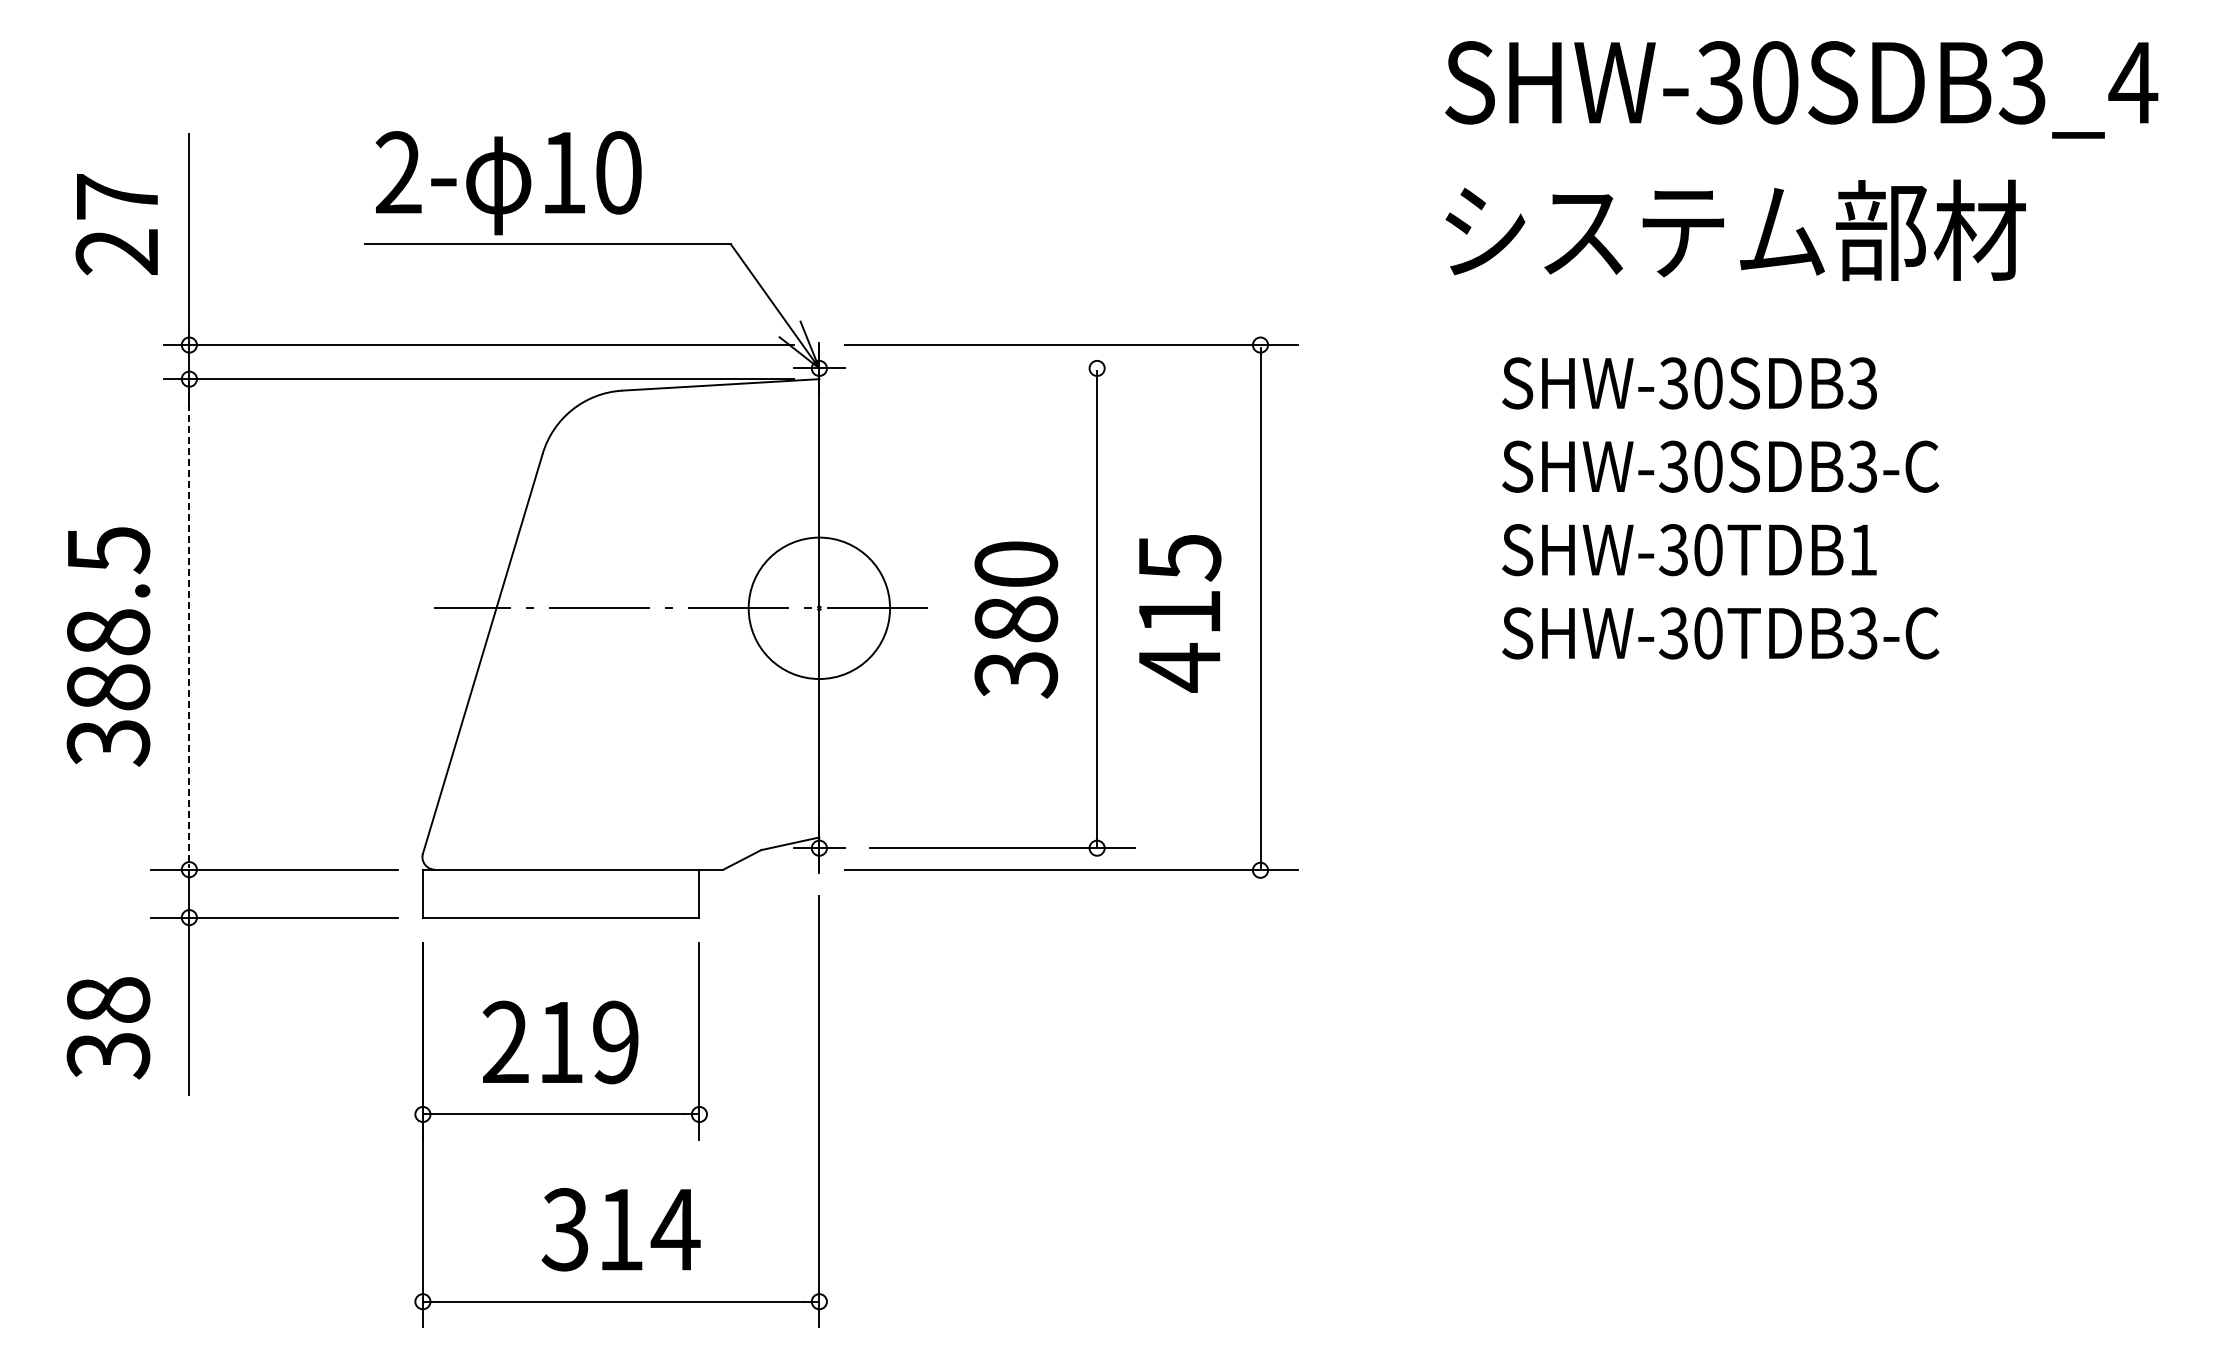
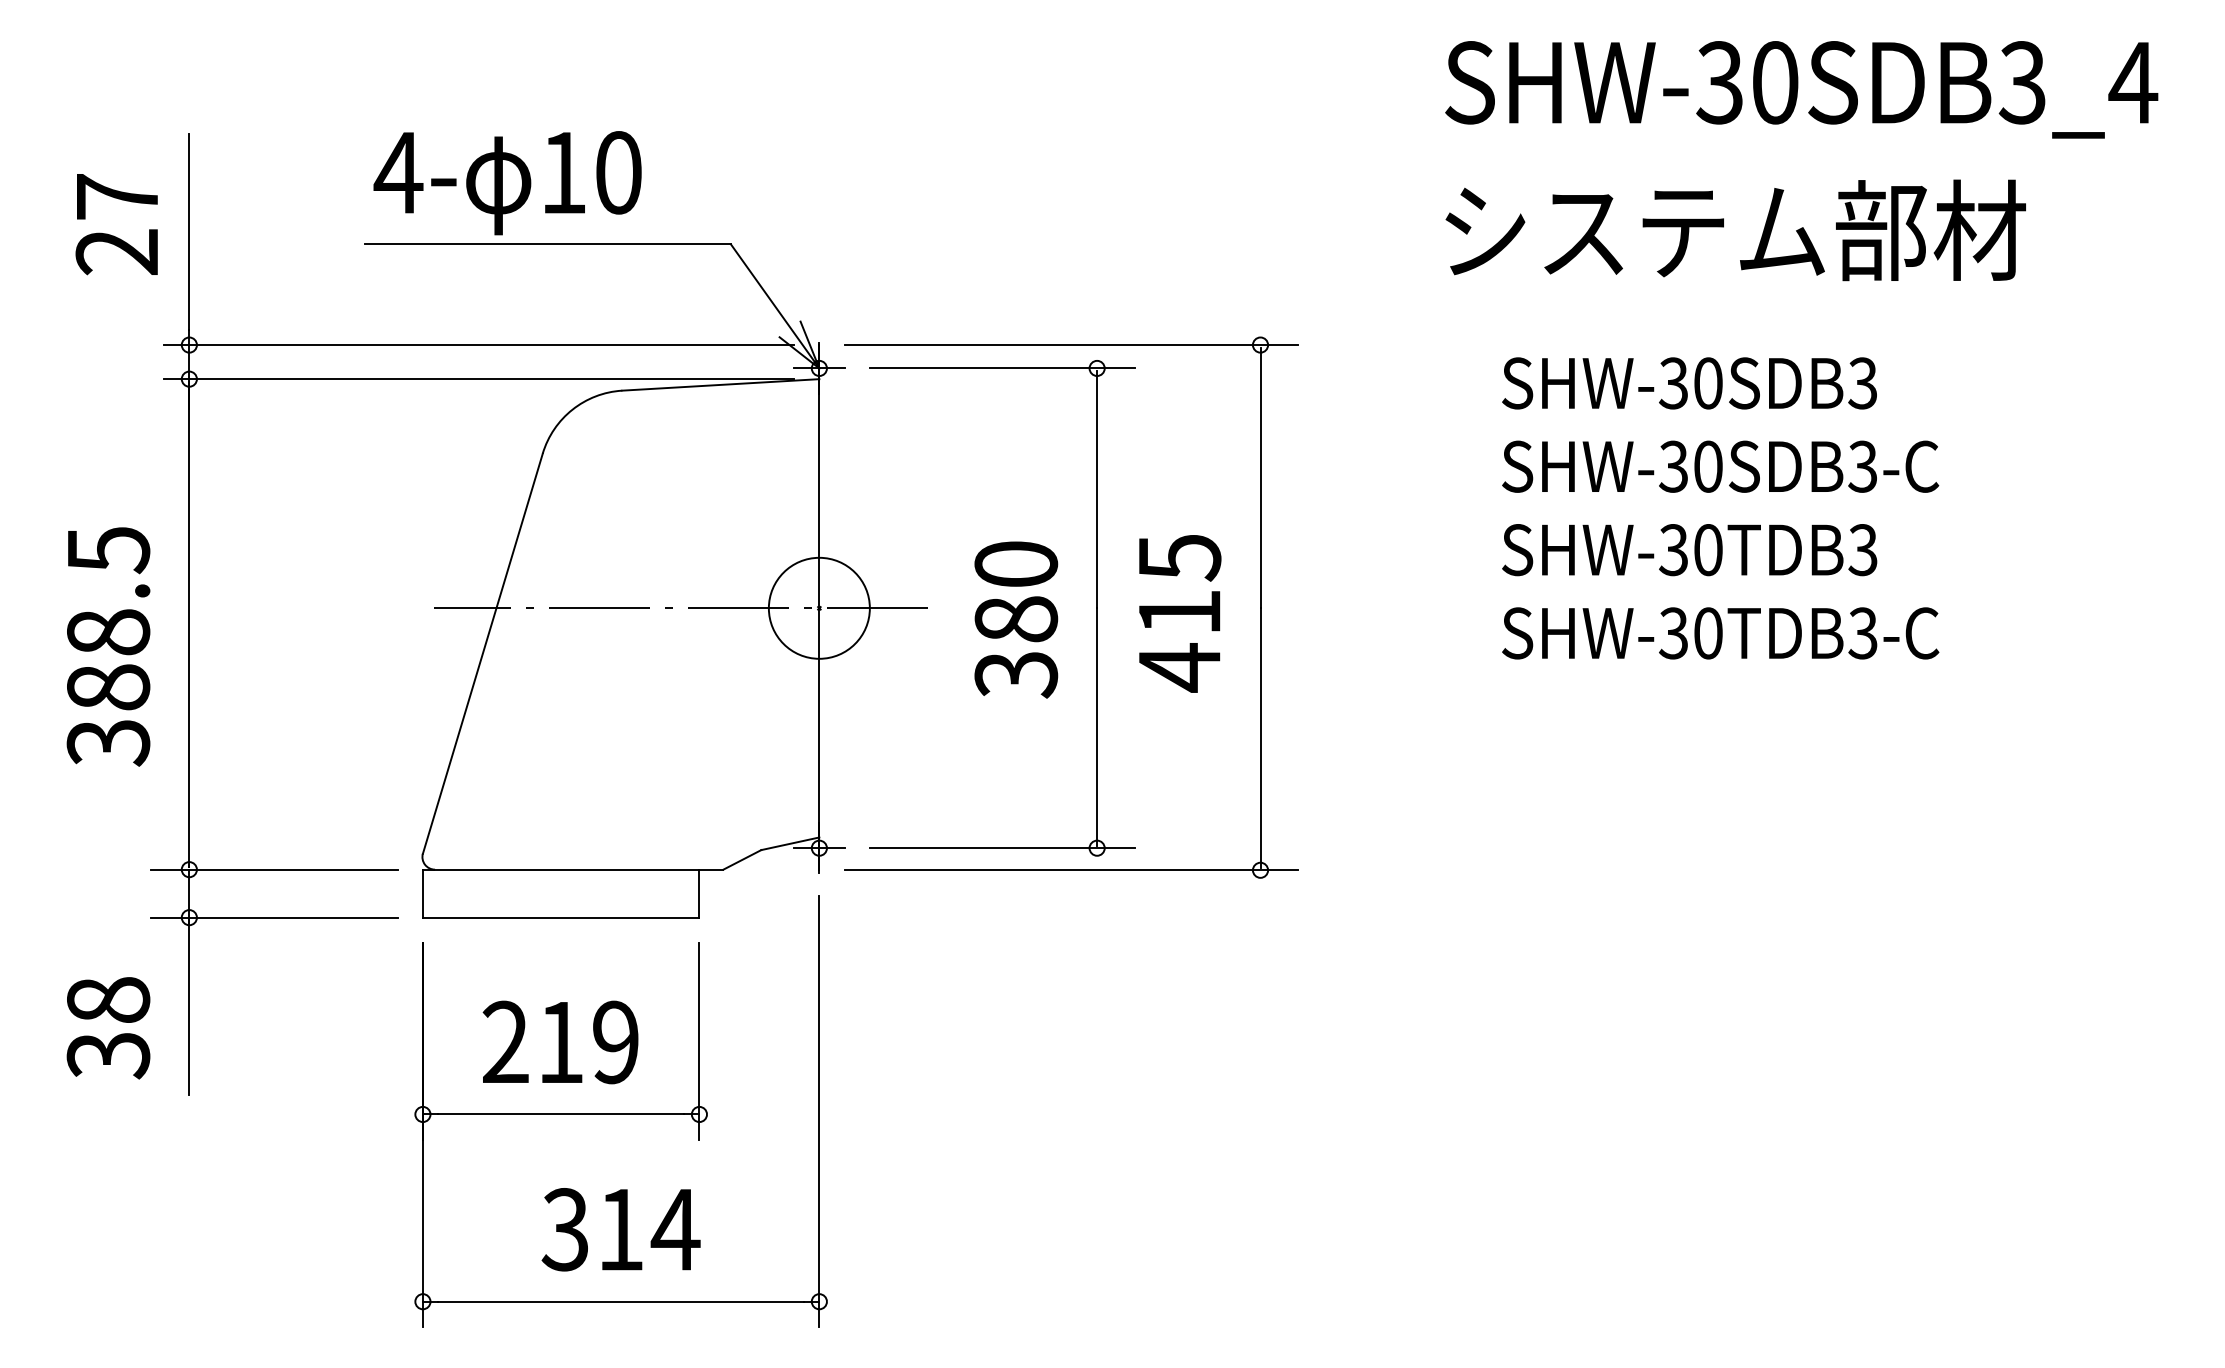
text: 2- -> 4- (398, 172)
line: none -> present (1002, 368)
text: SHW-30TDB1 -> SHW-30TDB3 (1862, 550)
circle diameter: 141 px -> 101 px (818, 607)
line: dashed -> solid (189, 624)
